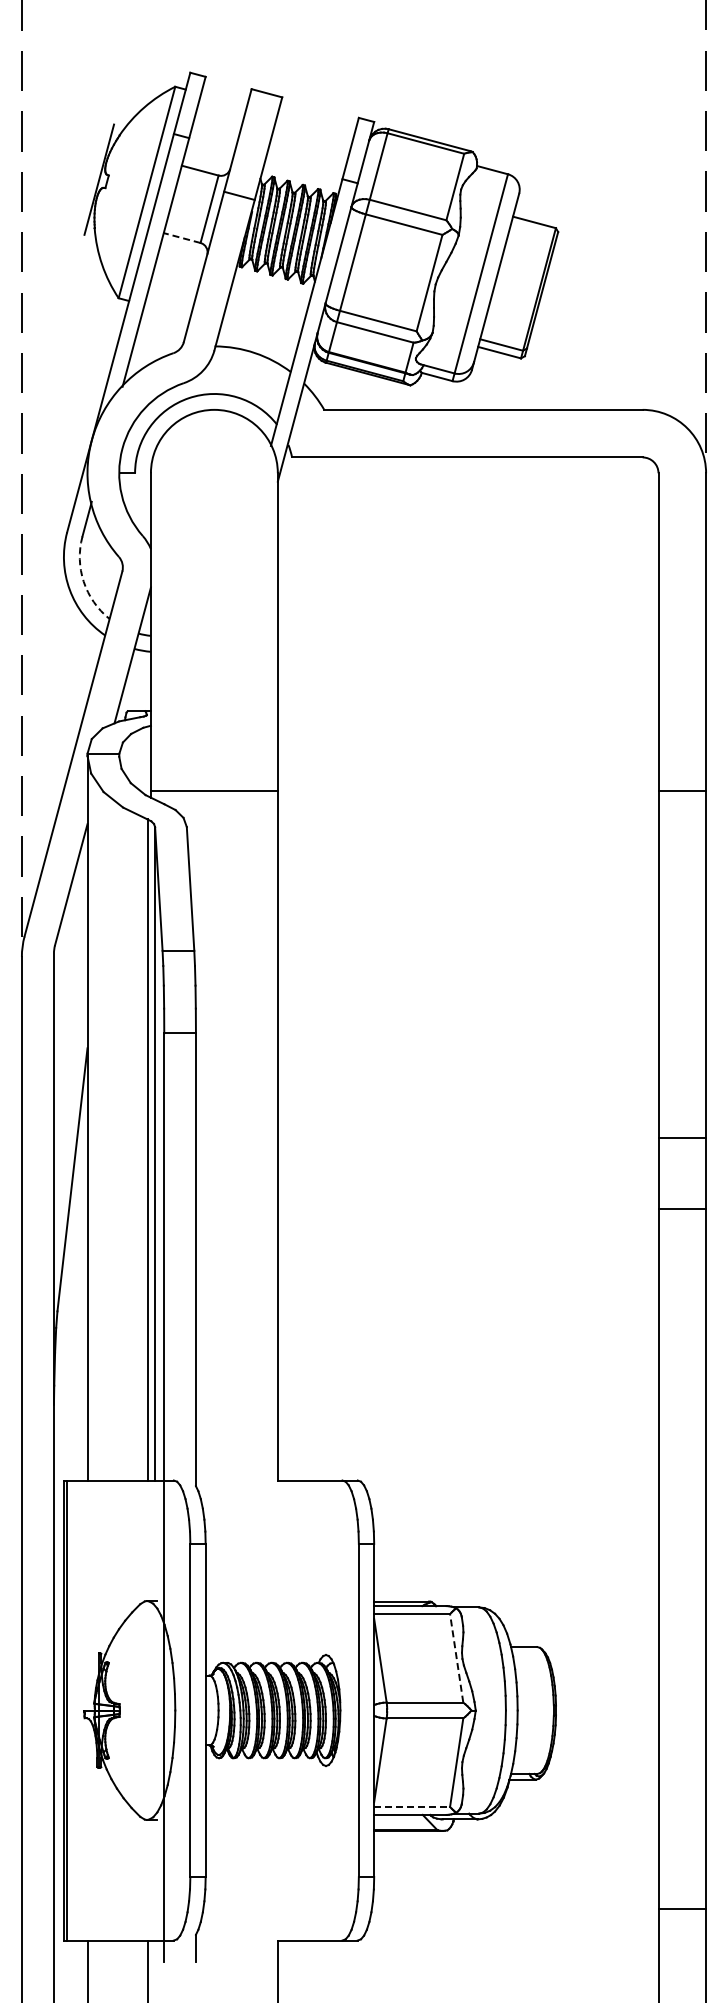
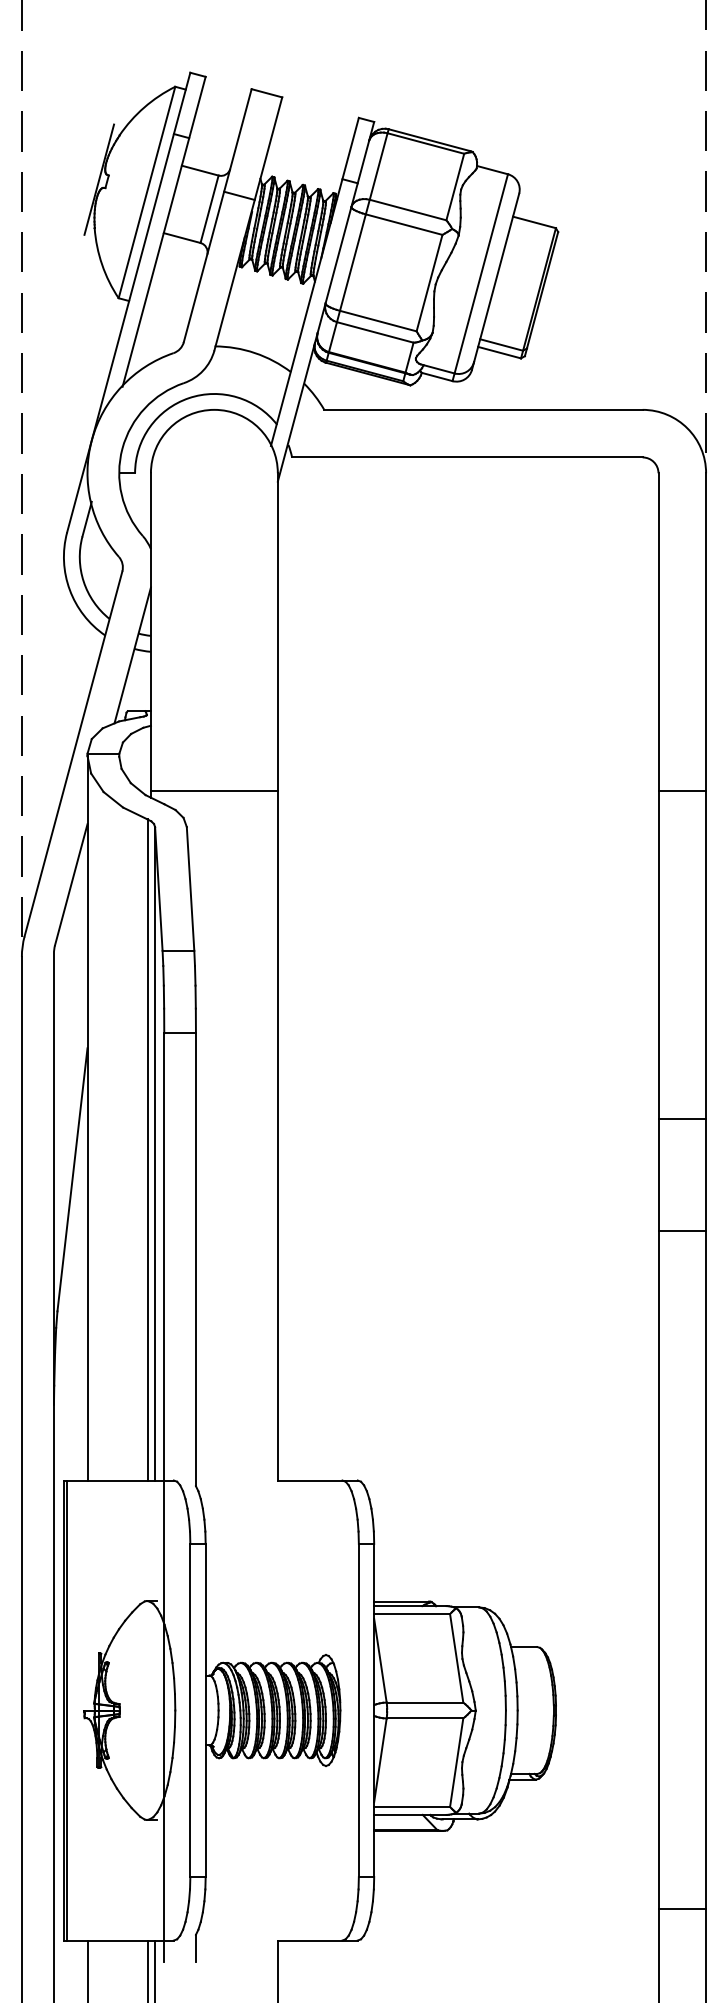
line: dashed -> solid (181, 237)
arc: dashed -> solid (83, 581)
line position: (682, 1138) -> (682, 1119) (682, 1119)
line position: (682, 1208) -> (682, 1230) (682, 1230)
line: dashed -> solid (456, 1658)
line: dashed -> solid (412, 1806)
line: none -> present (155, 1969)
